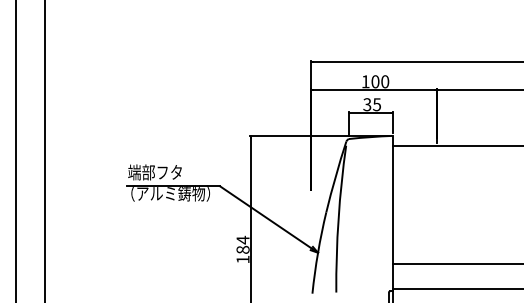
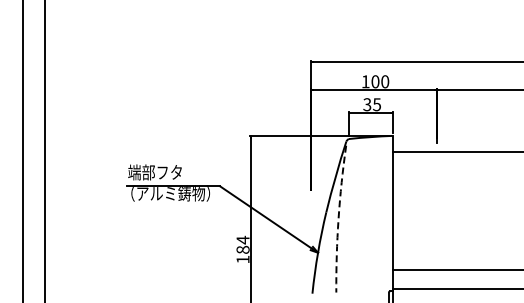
line position: (456, 146) -> (456, 152) (456, 152)
line position: (15, 150) -> (22, 150) (22, 150)
arc: solid -> dashed (338, 218)
line position: (456, 264) -> (456, 270) (456, 270)
